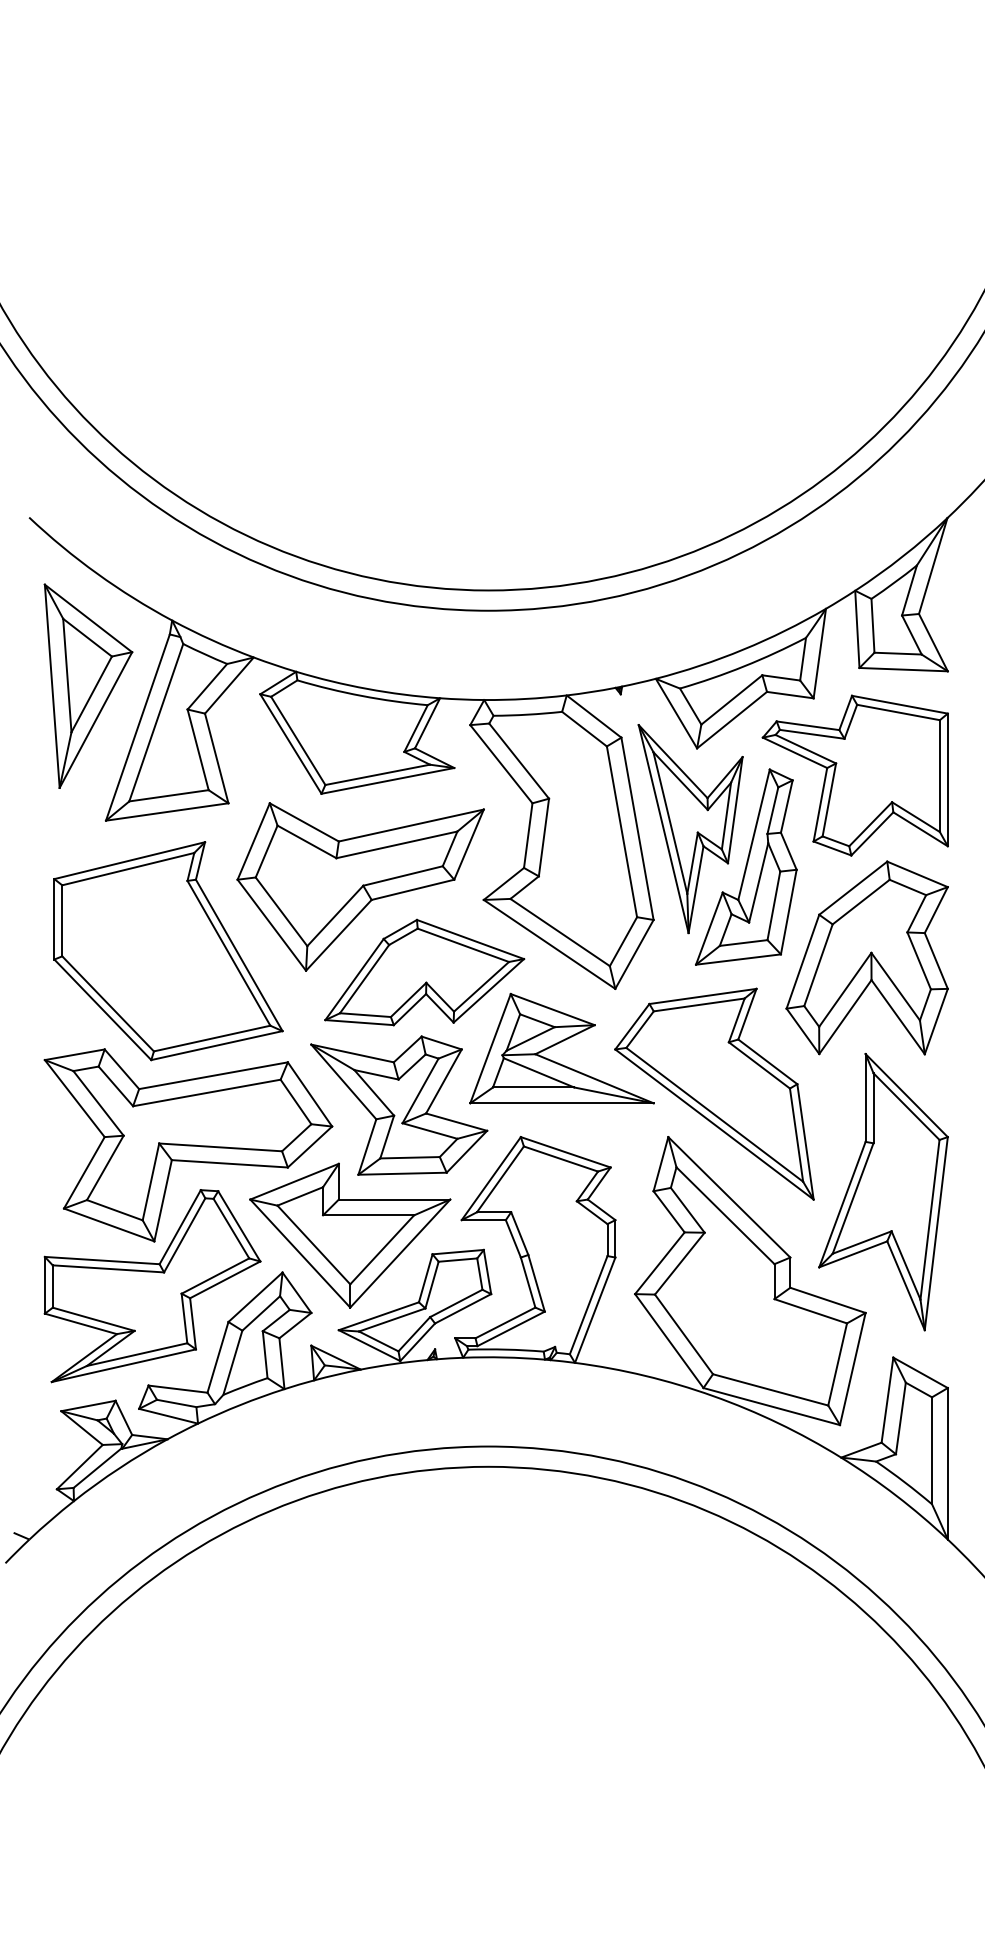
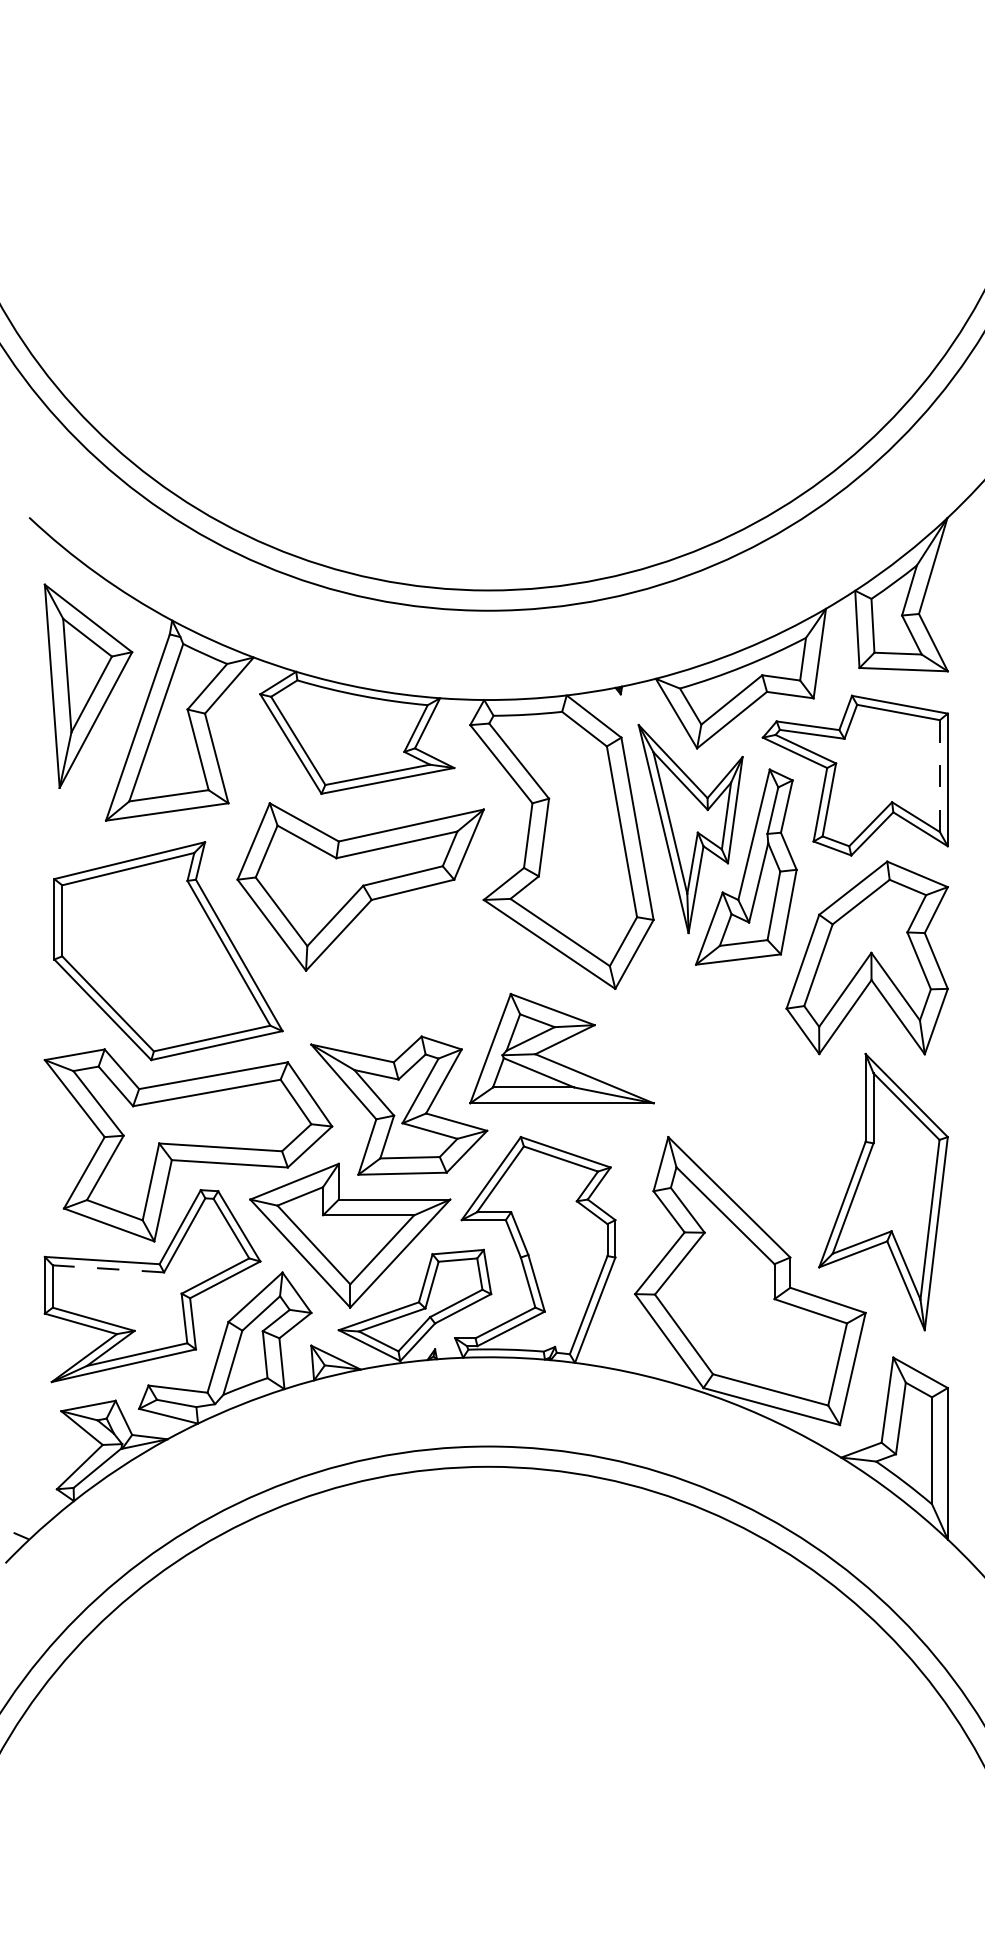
line: solid -> dashed (939, 776)
part: present -> none (424, 972)
part: present -> none (714, 1093)
line: solid -> dashed (108, 1268)
